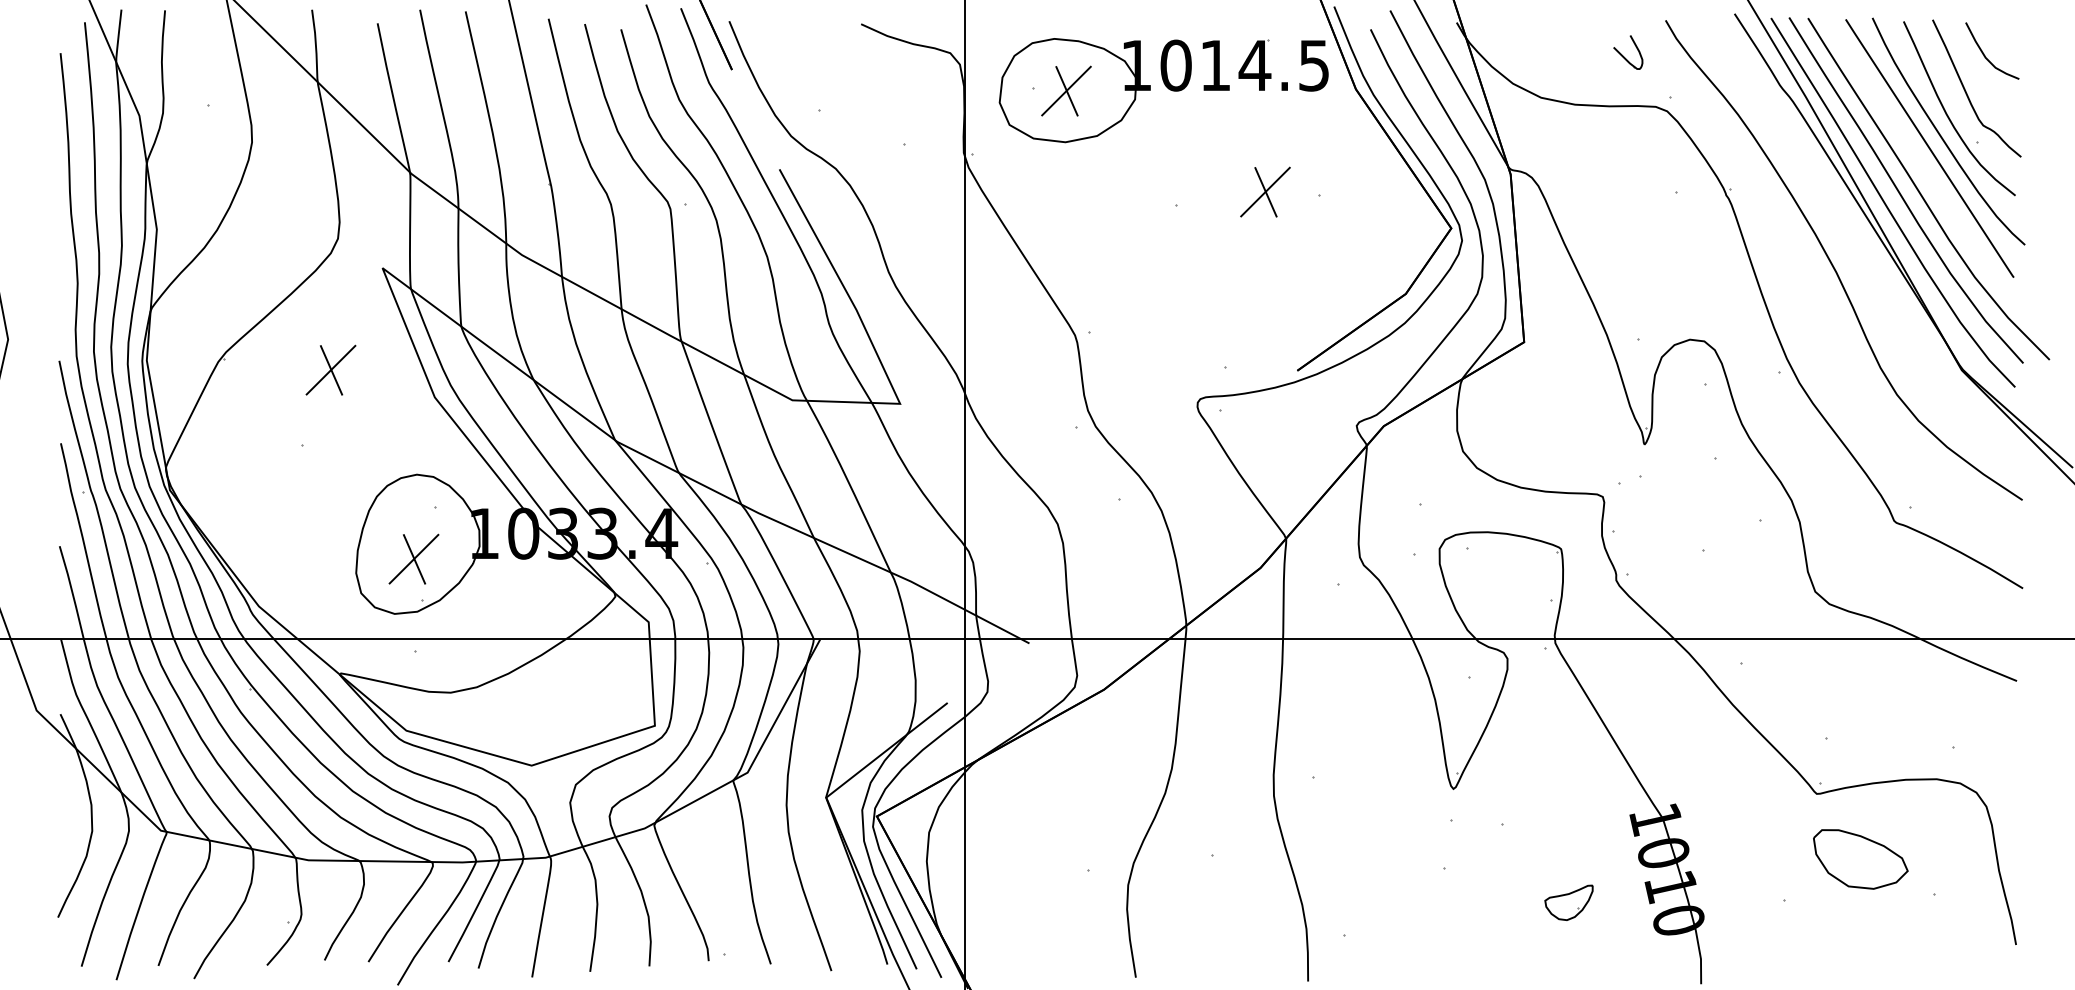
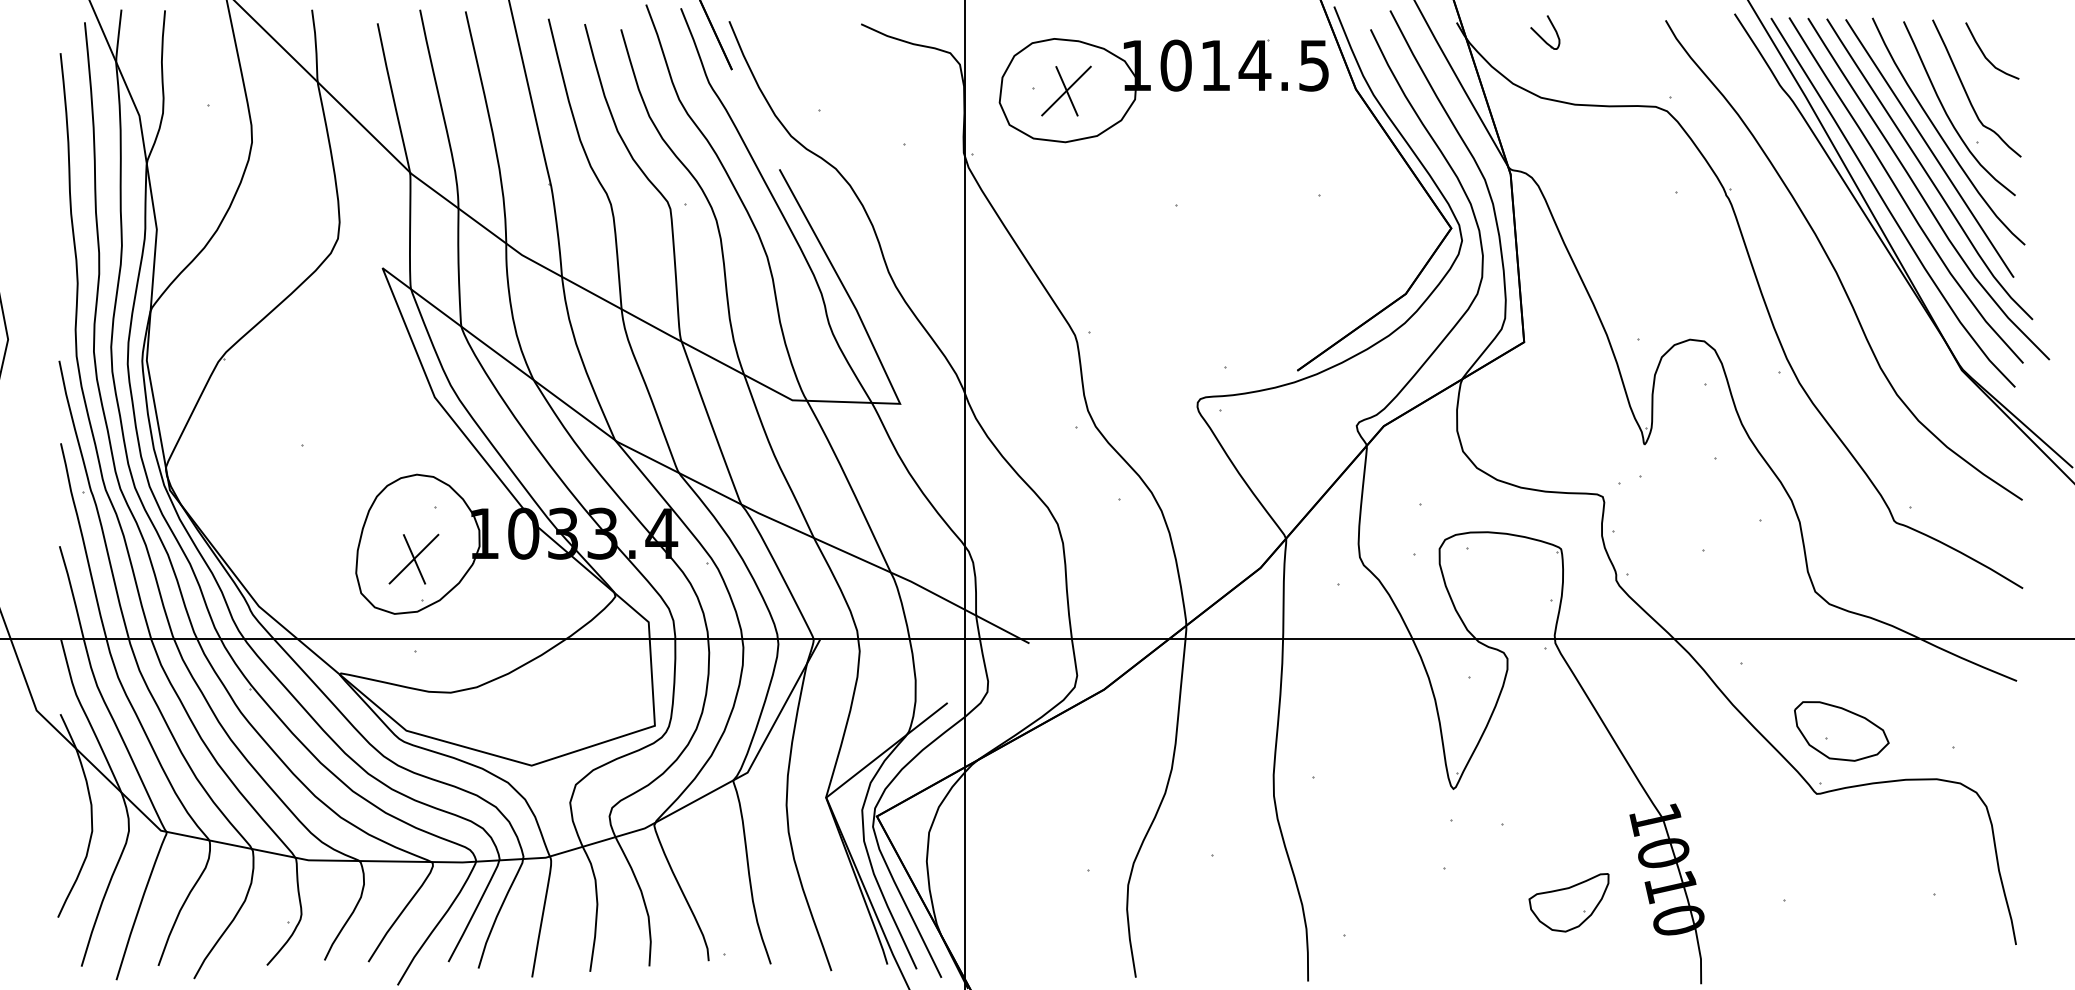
part position: (1628, 52) -> (1545, 32) (1545, 32)
curve: none -> present (1926, 170)
part: present -> none (1265, 191)
part: present -> none (330, 369)
part position: (1860, 859) -> (1841, 731) (1841, 731)
part size: 50x37 px -> 82x60 px (1568, 902)
